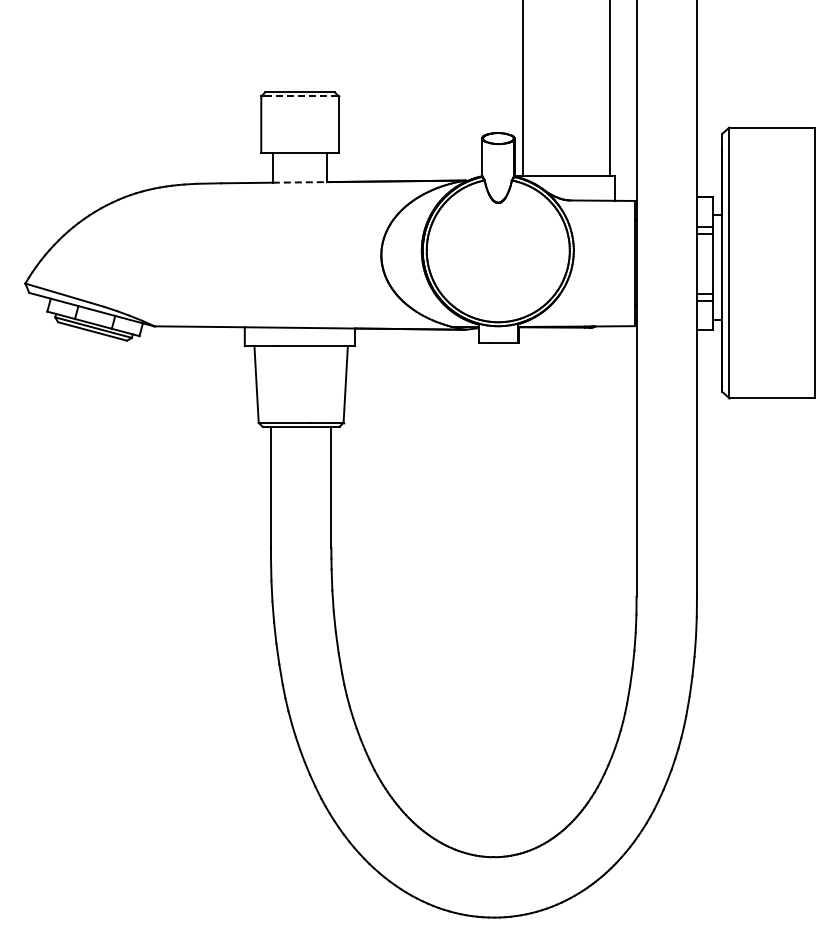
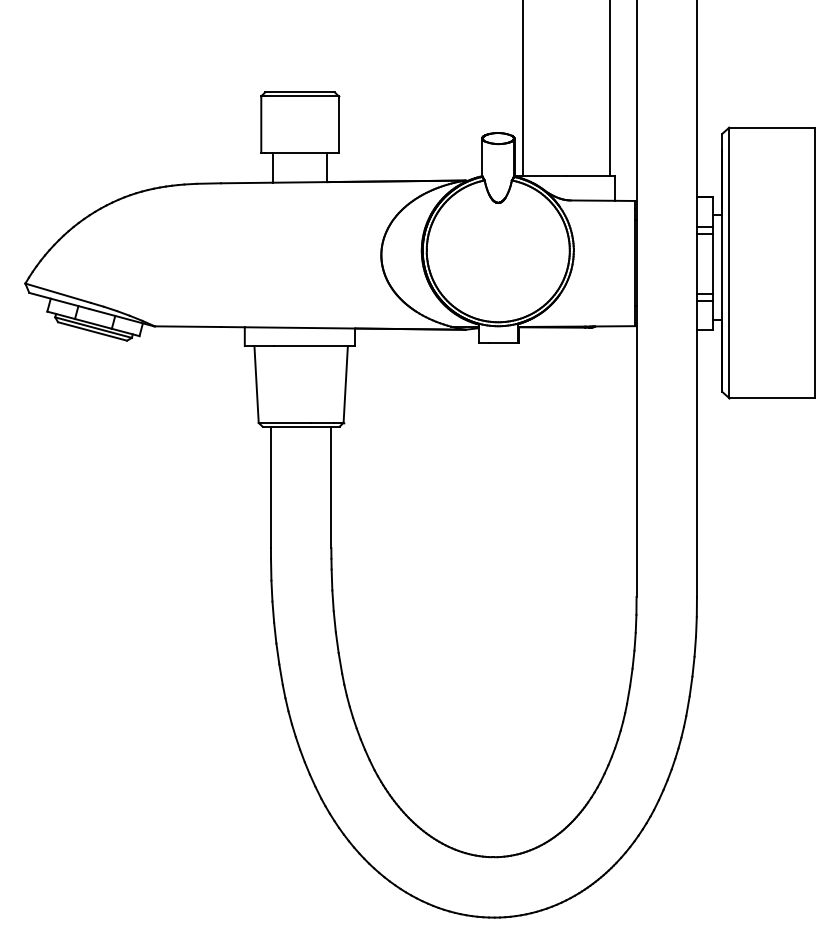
line: dashed -> solid (301, 96)
line: dashed -> solid (300, 182)
